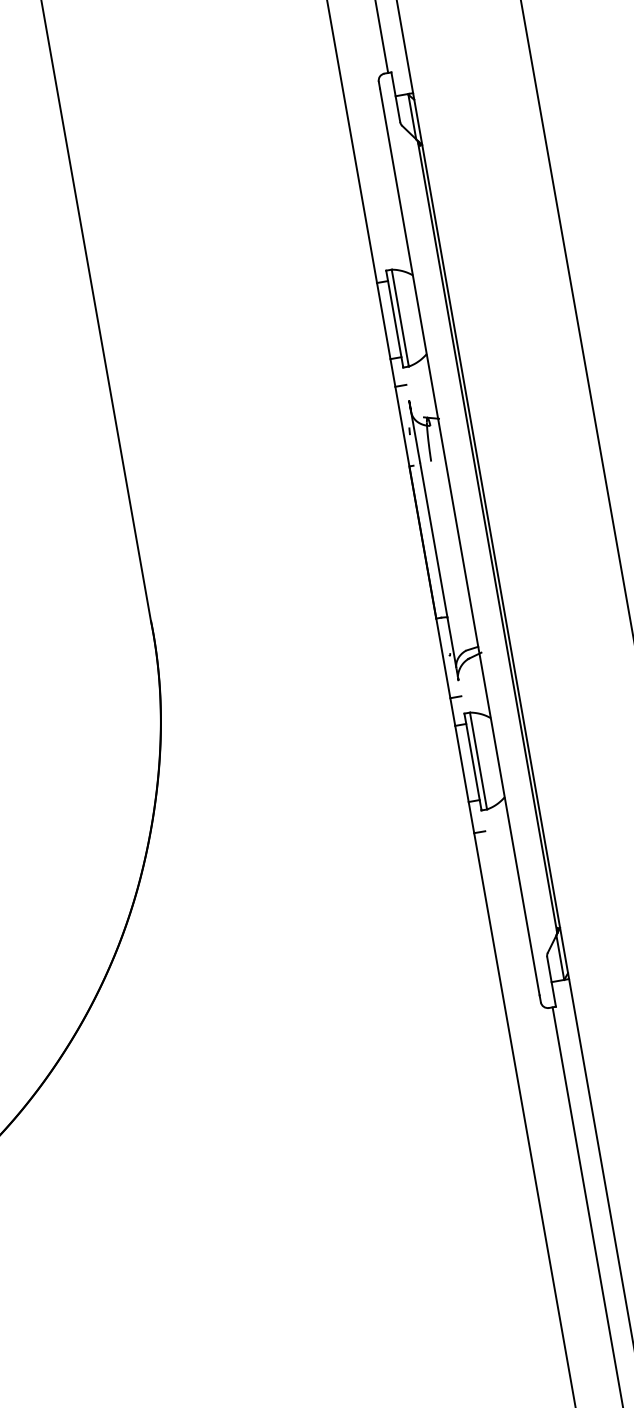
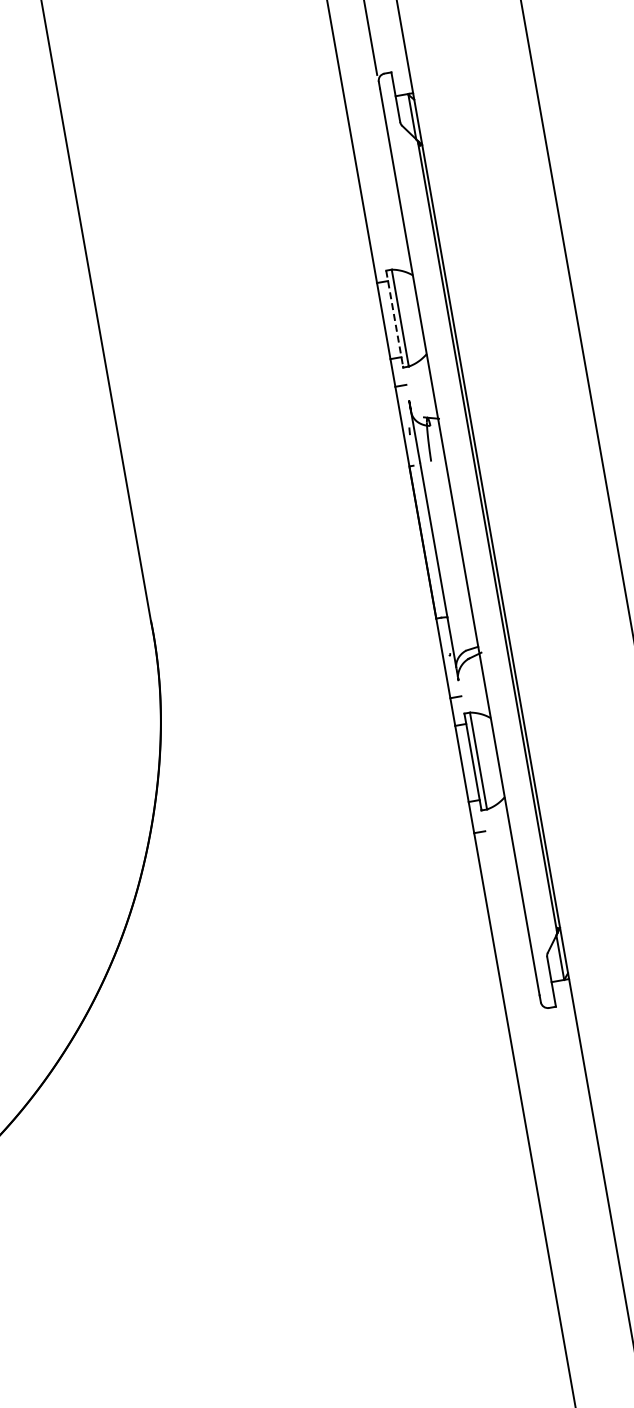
line position: (381, 37) -> (370, 38) (370, 38)
line: solid -> dashed (394, 318)
line: present -> none (587, 1205)
